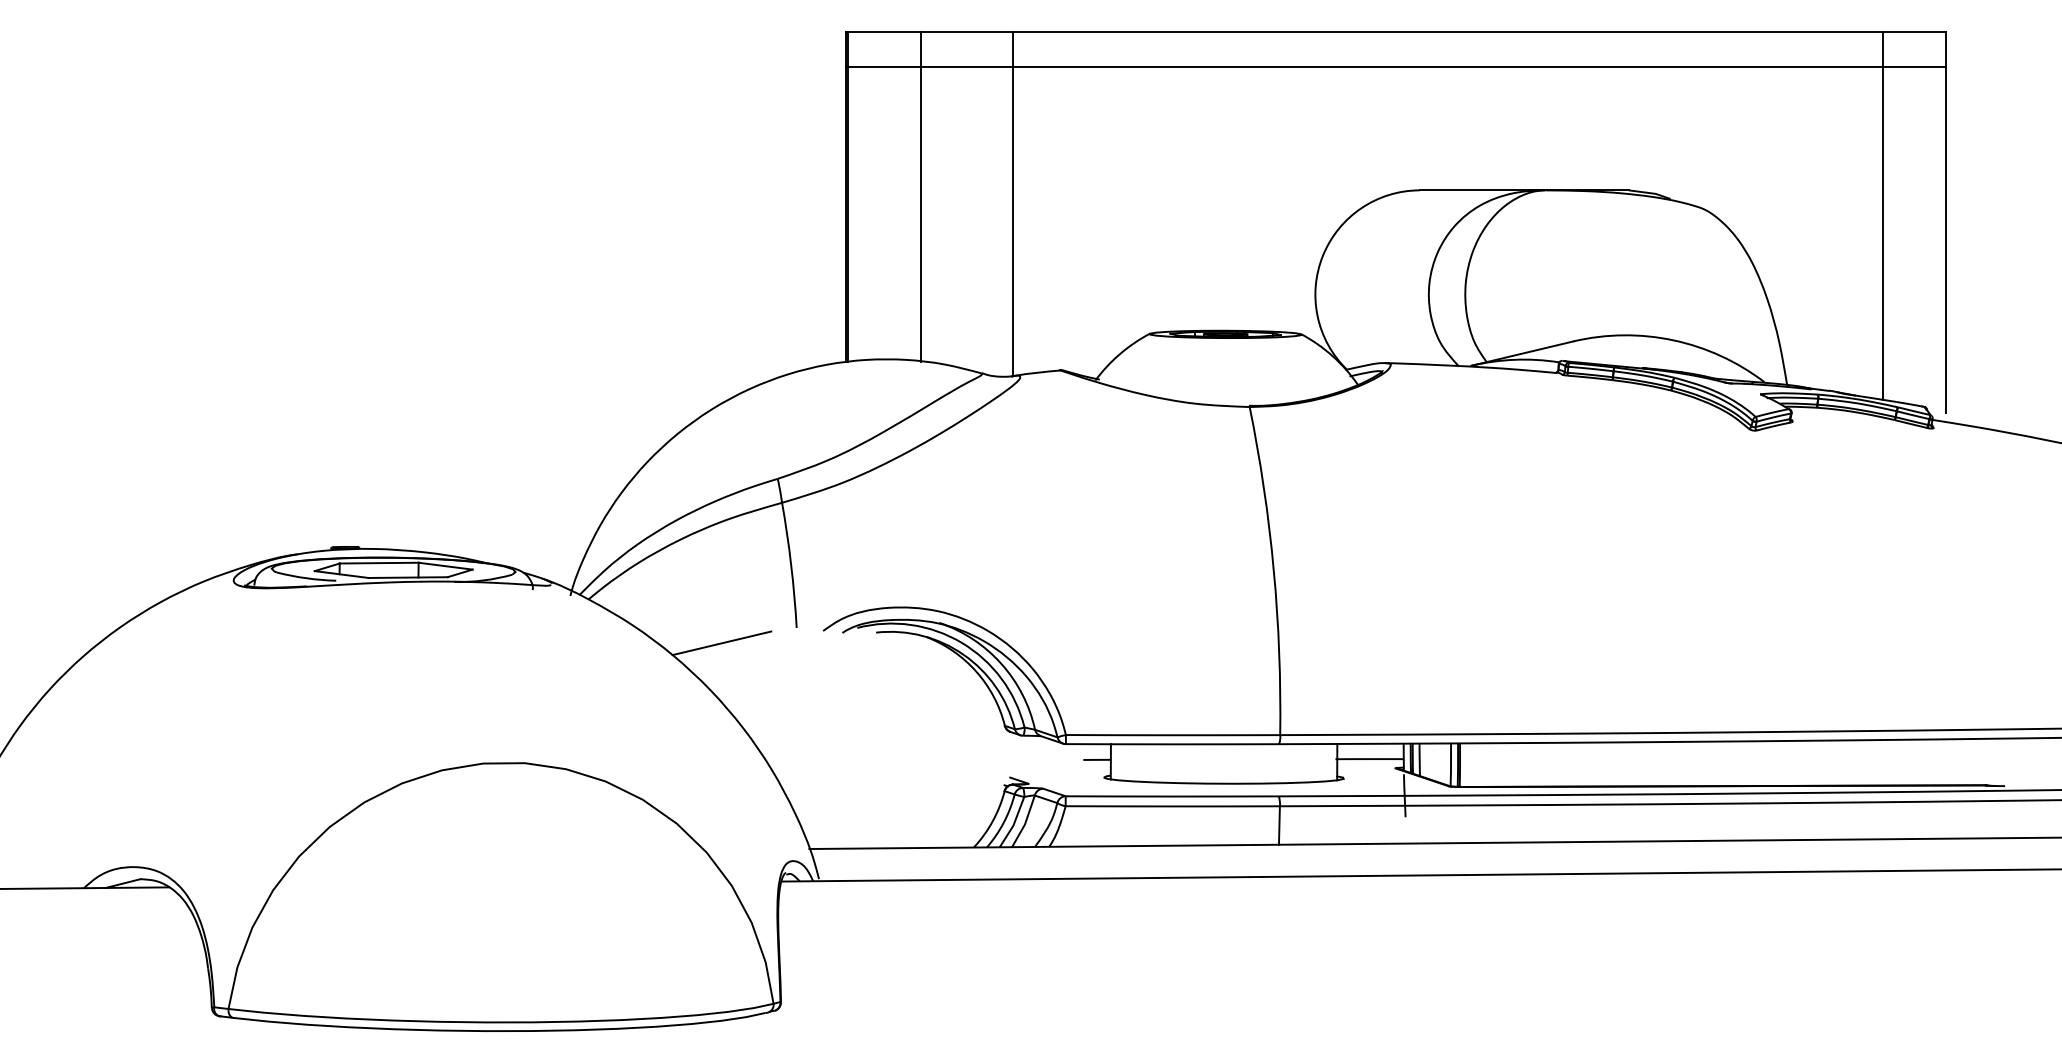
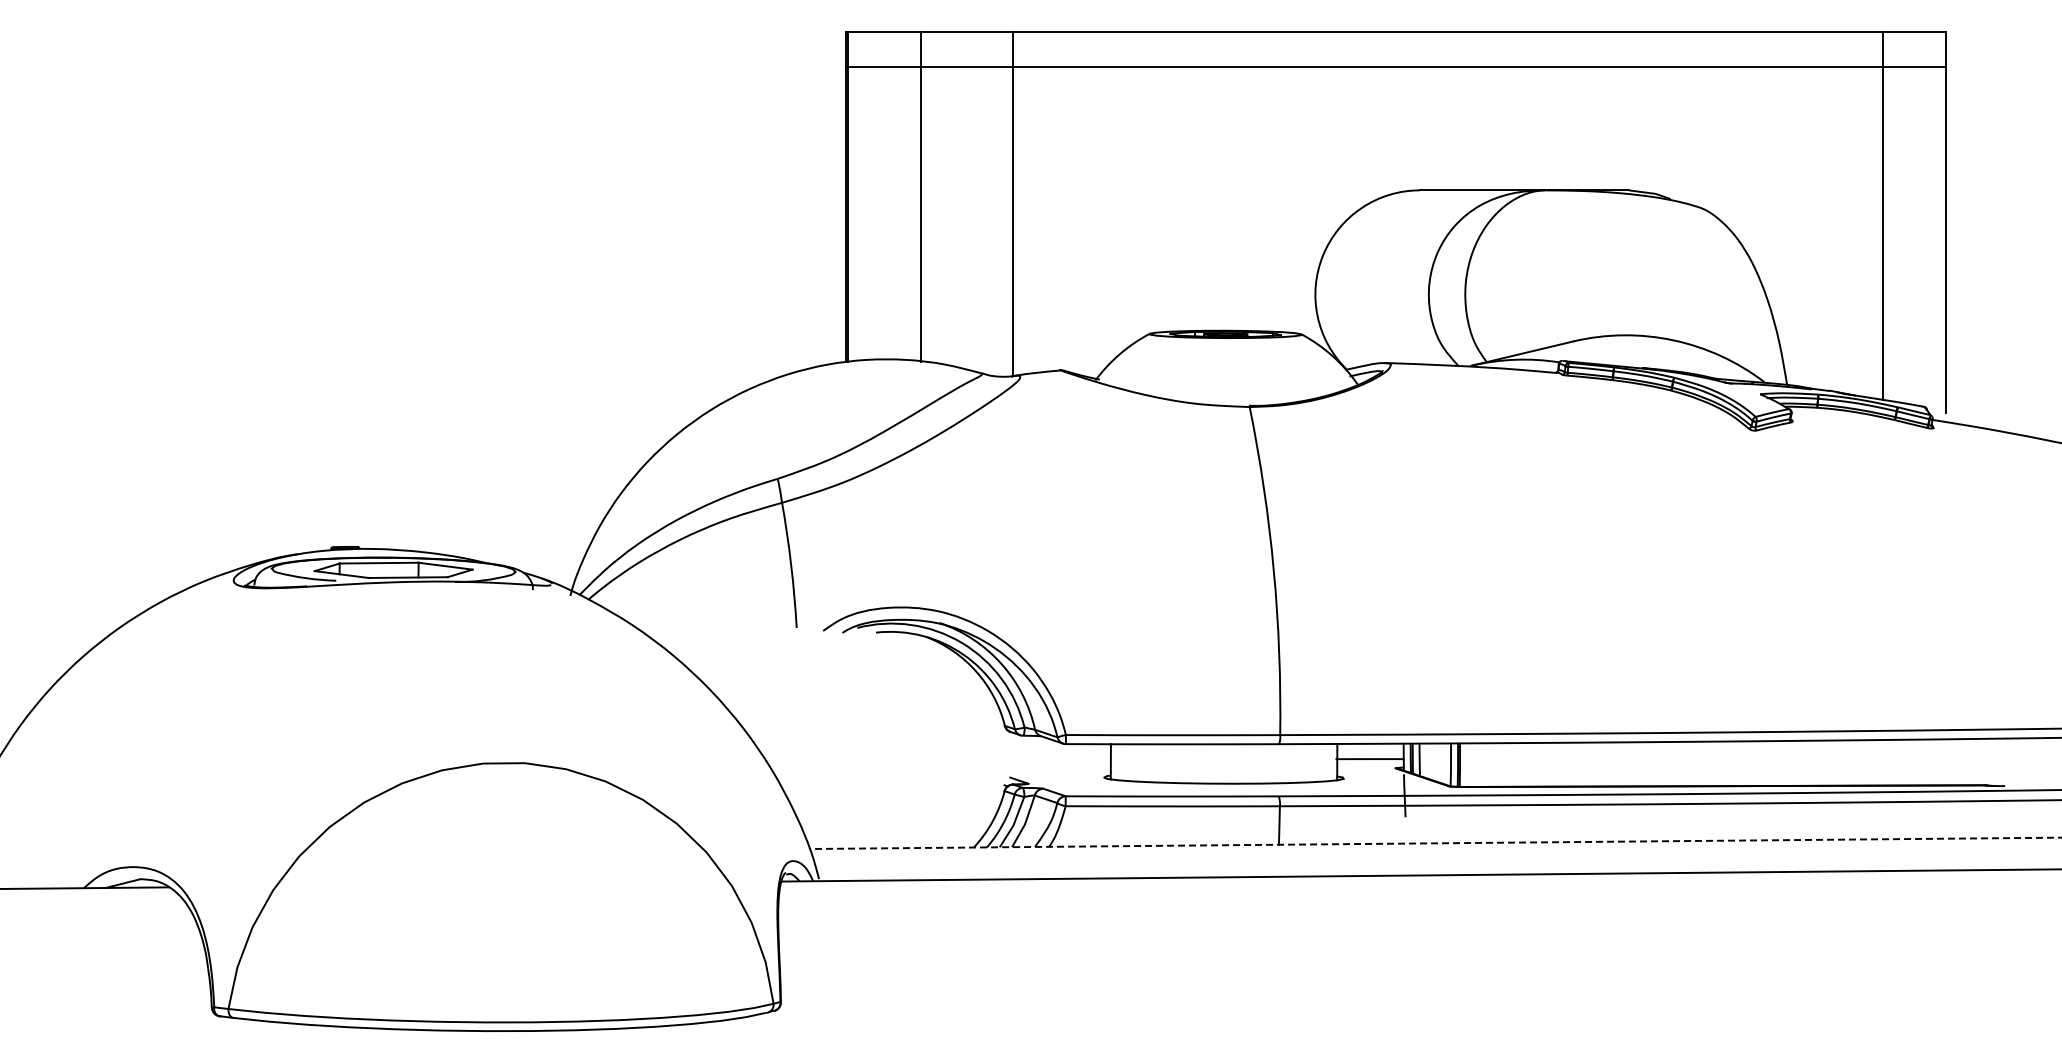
line: present -> none (721, 643)
line: present -> none (1097, 759)
line: solid -> dashed (1435, 843)
